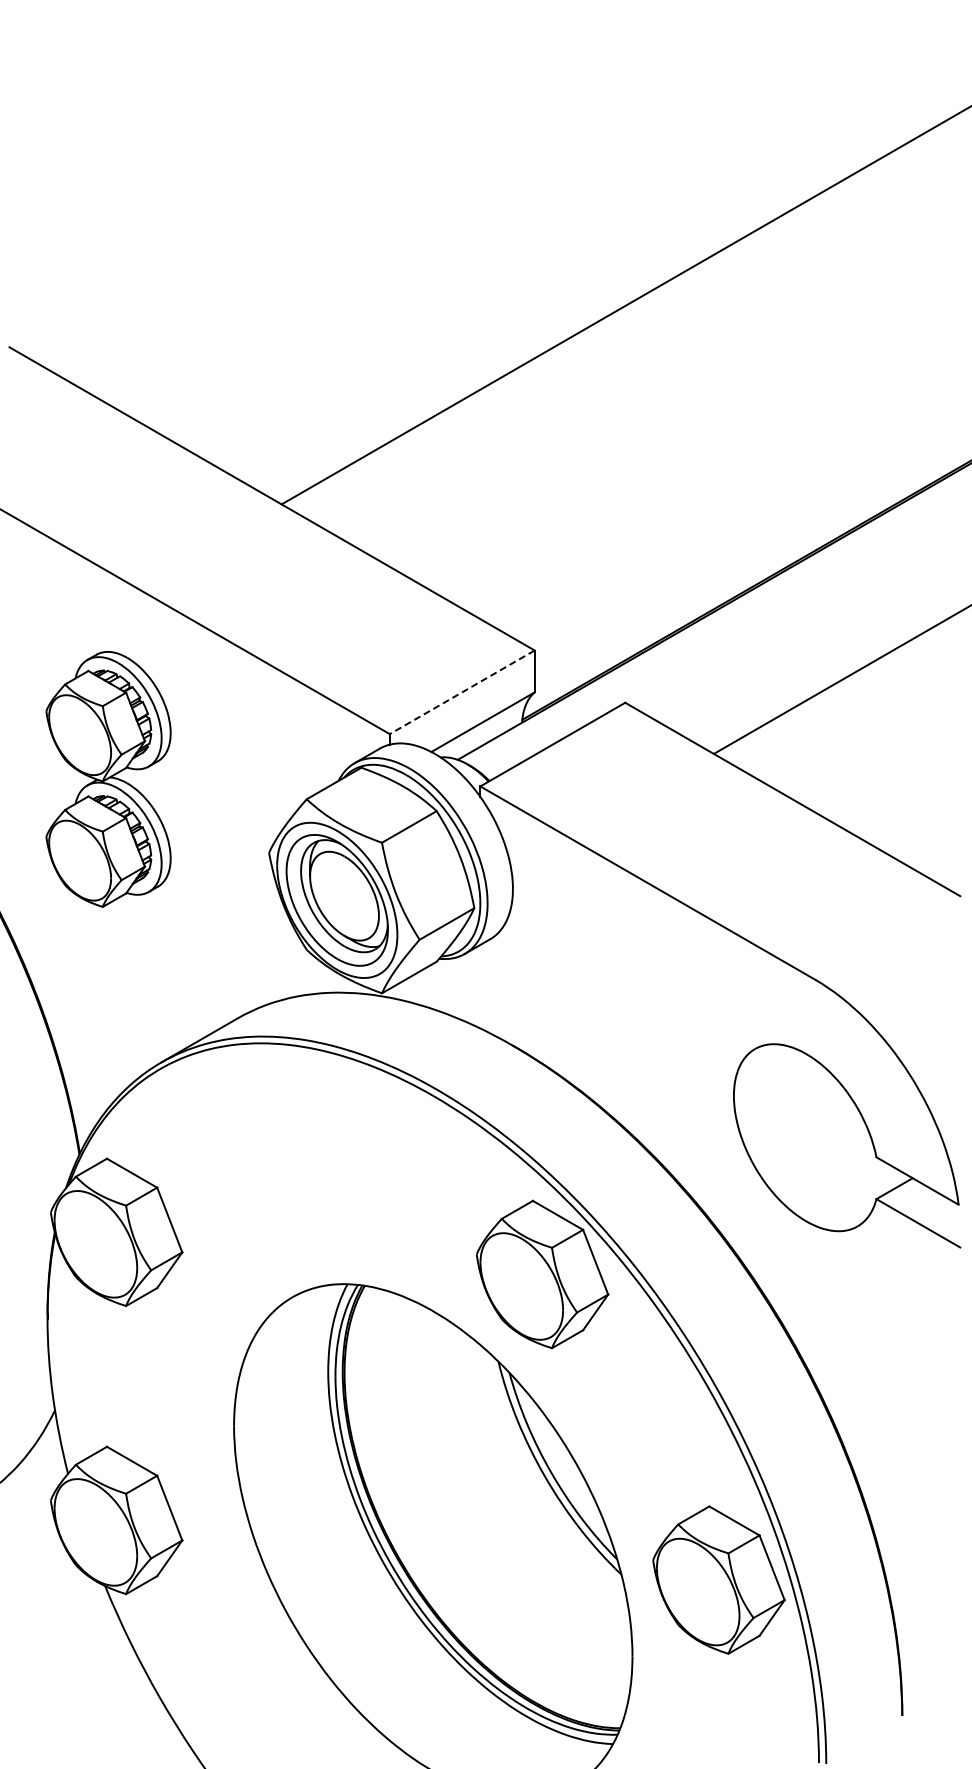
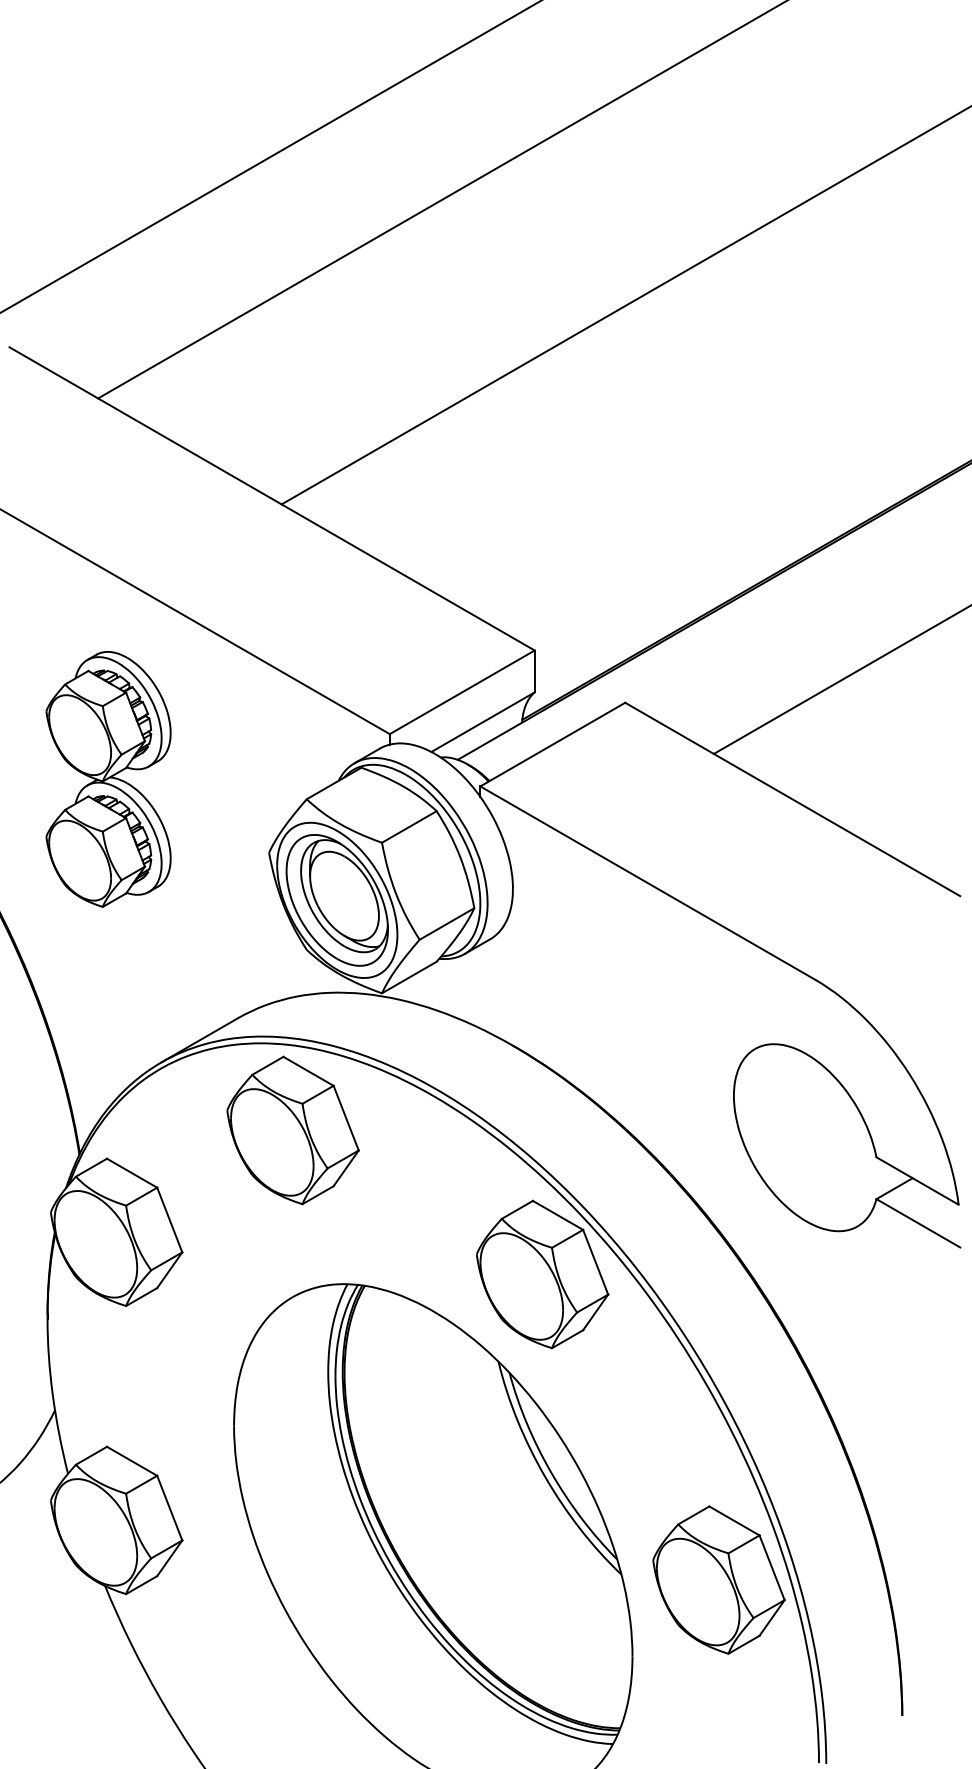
line: none -> present (270, 156)
line: none -> present (441, 200)
line: dashed -> solid (462, 692)
part: none -> present (292, 1130)
